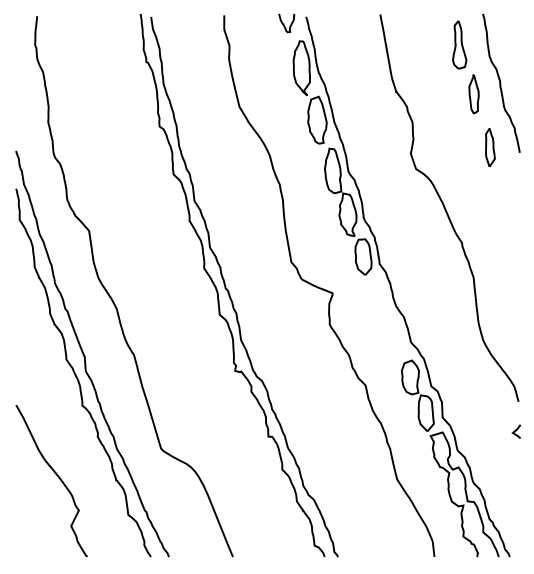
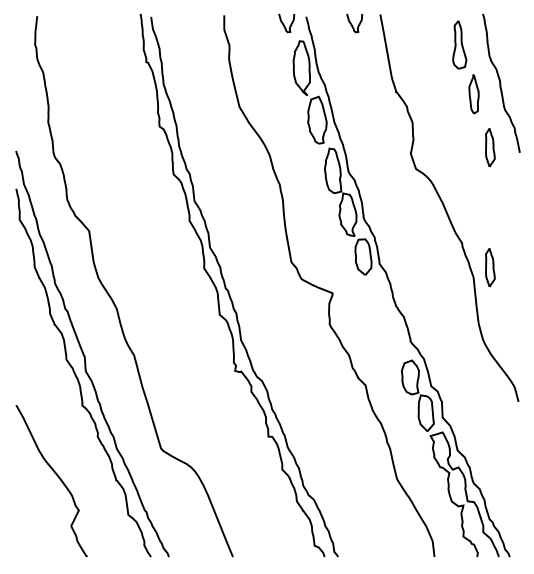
curve: none -> present (352, 24)
part: none -> present (490, 267)
line: present -> none (516, 431)
